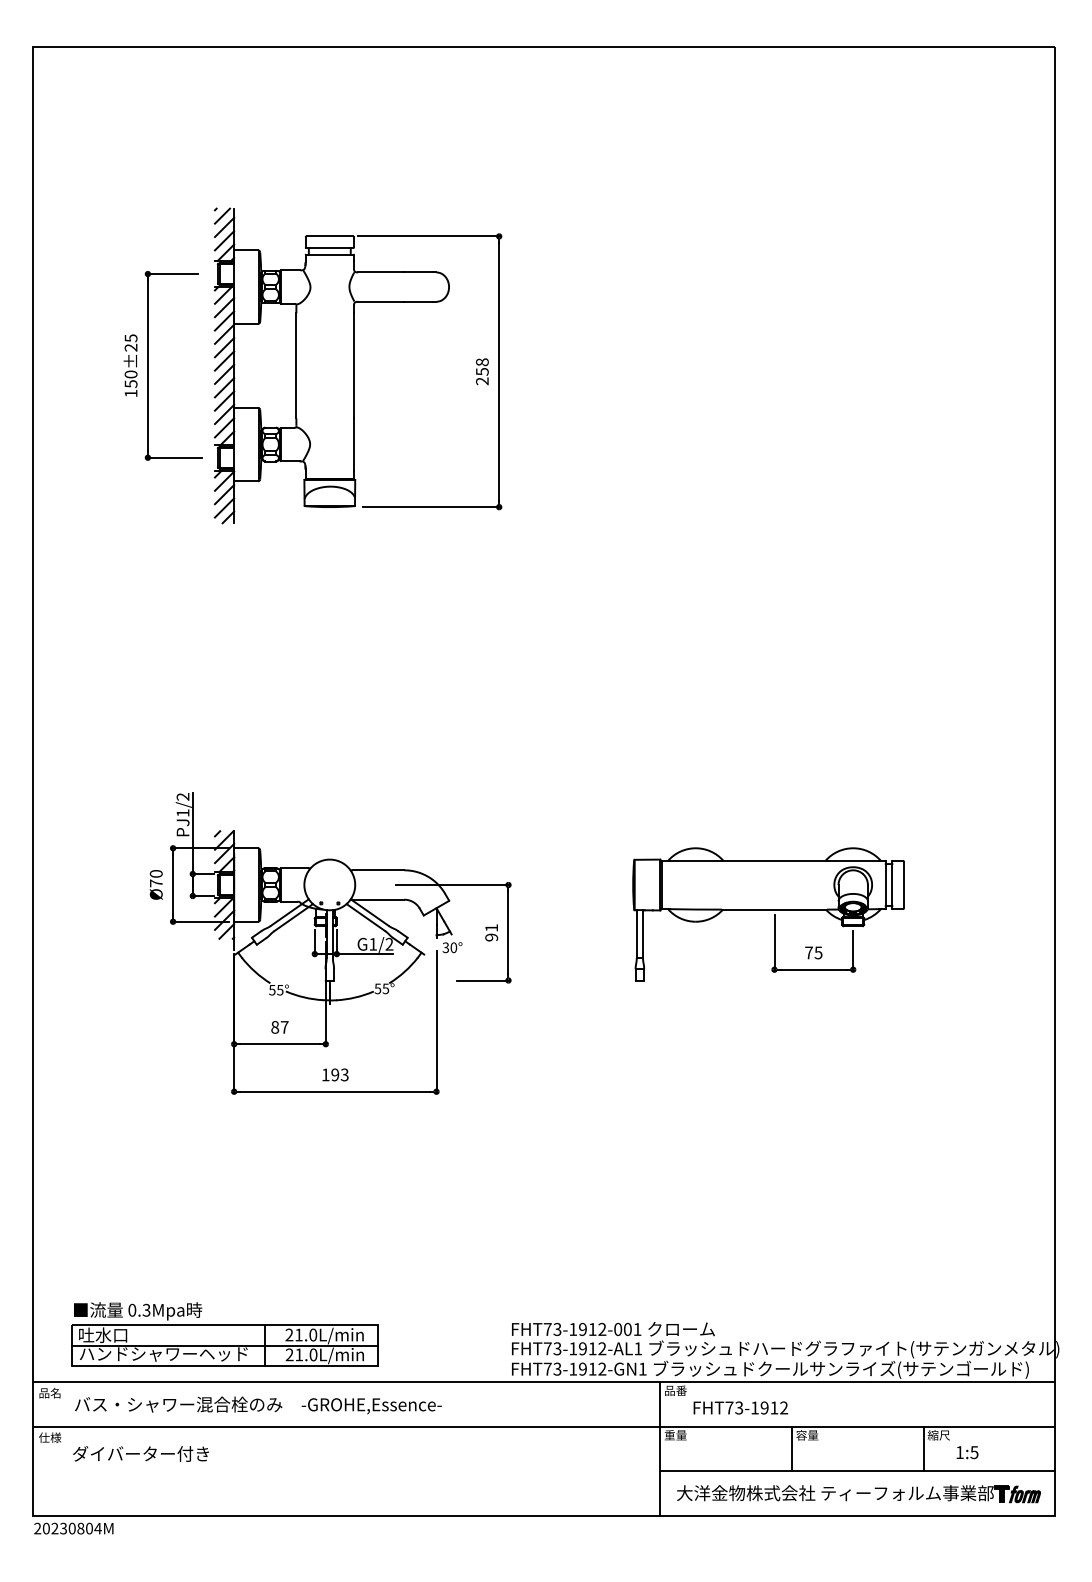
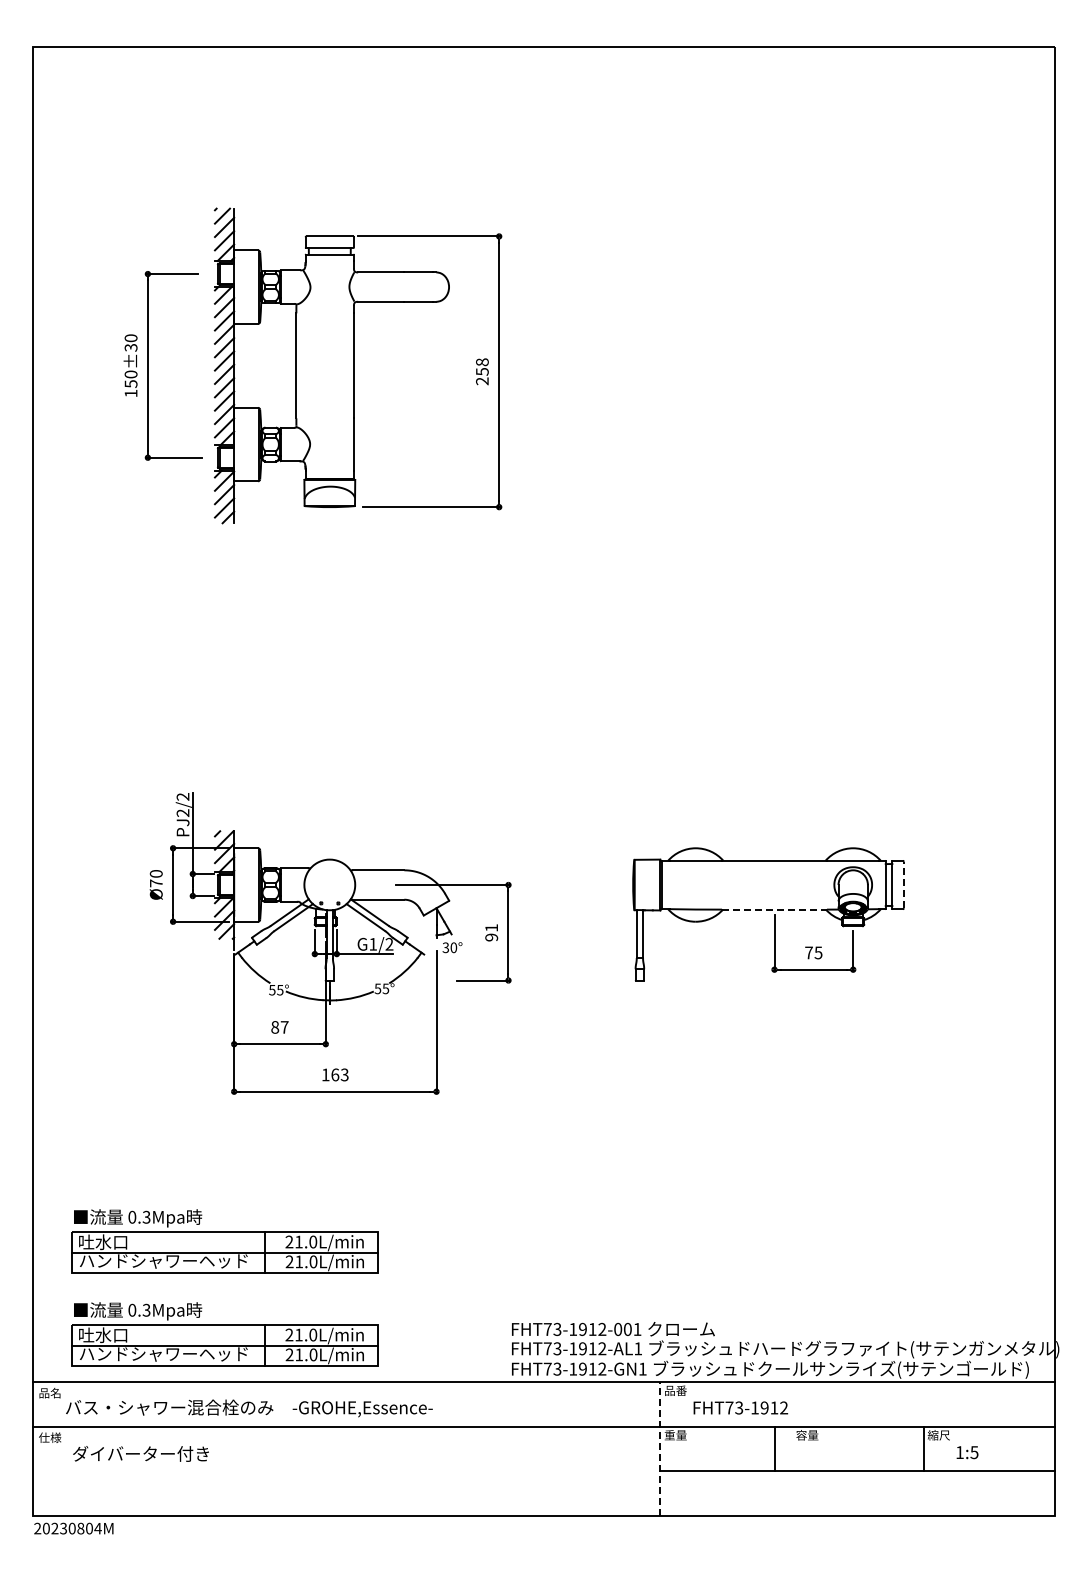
text: 150±25 -> 150±30 (130, 342)
text: PJ1/2 -> PJ2/2 (182, 812)
line: solid -> dashed (903, 884)
line: solid -> dashed (774, 909)
text: 193 -> 163 (335, 1074)
part: none -> present (224, 1241)
text position: (258, 1405) -> (249, 1408) (249, 1408)
line position: (792, 1448) -> (775, 1448) (775, 1448)
line: solid -> dashed (660, 1449)
part: present -> none (858, 1494)
